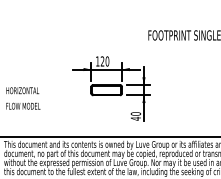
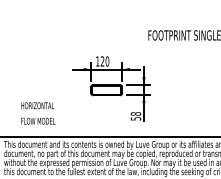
text position: (23, 98) -> (38, 113) (38, 113)
text: 40 -> 58 (135, 116)
